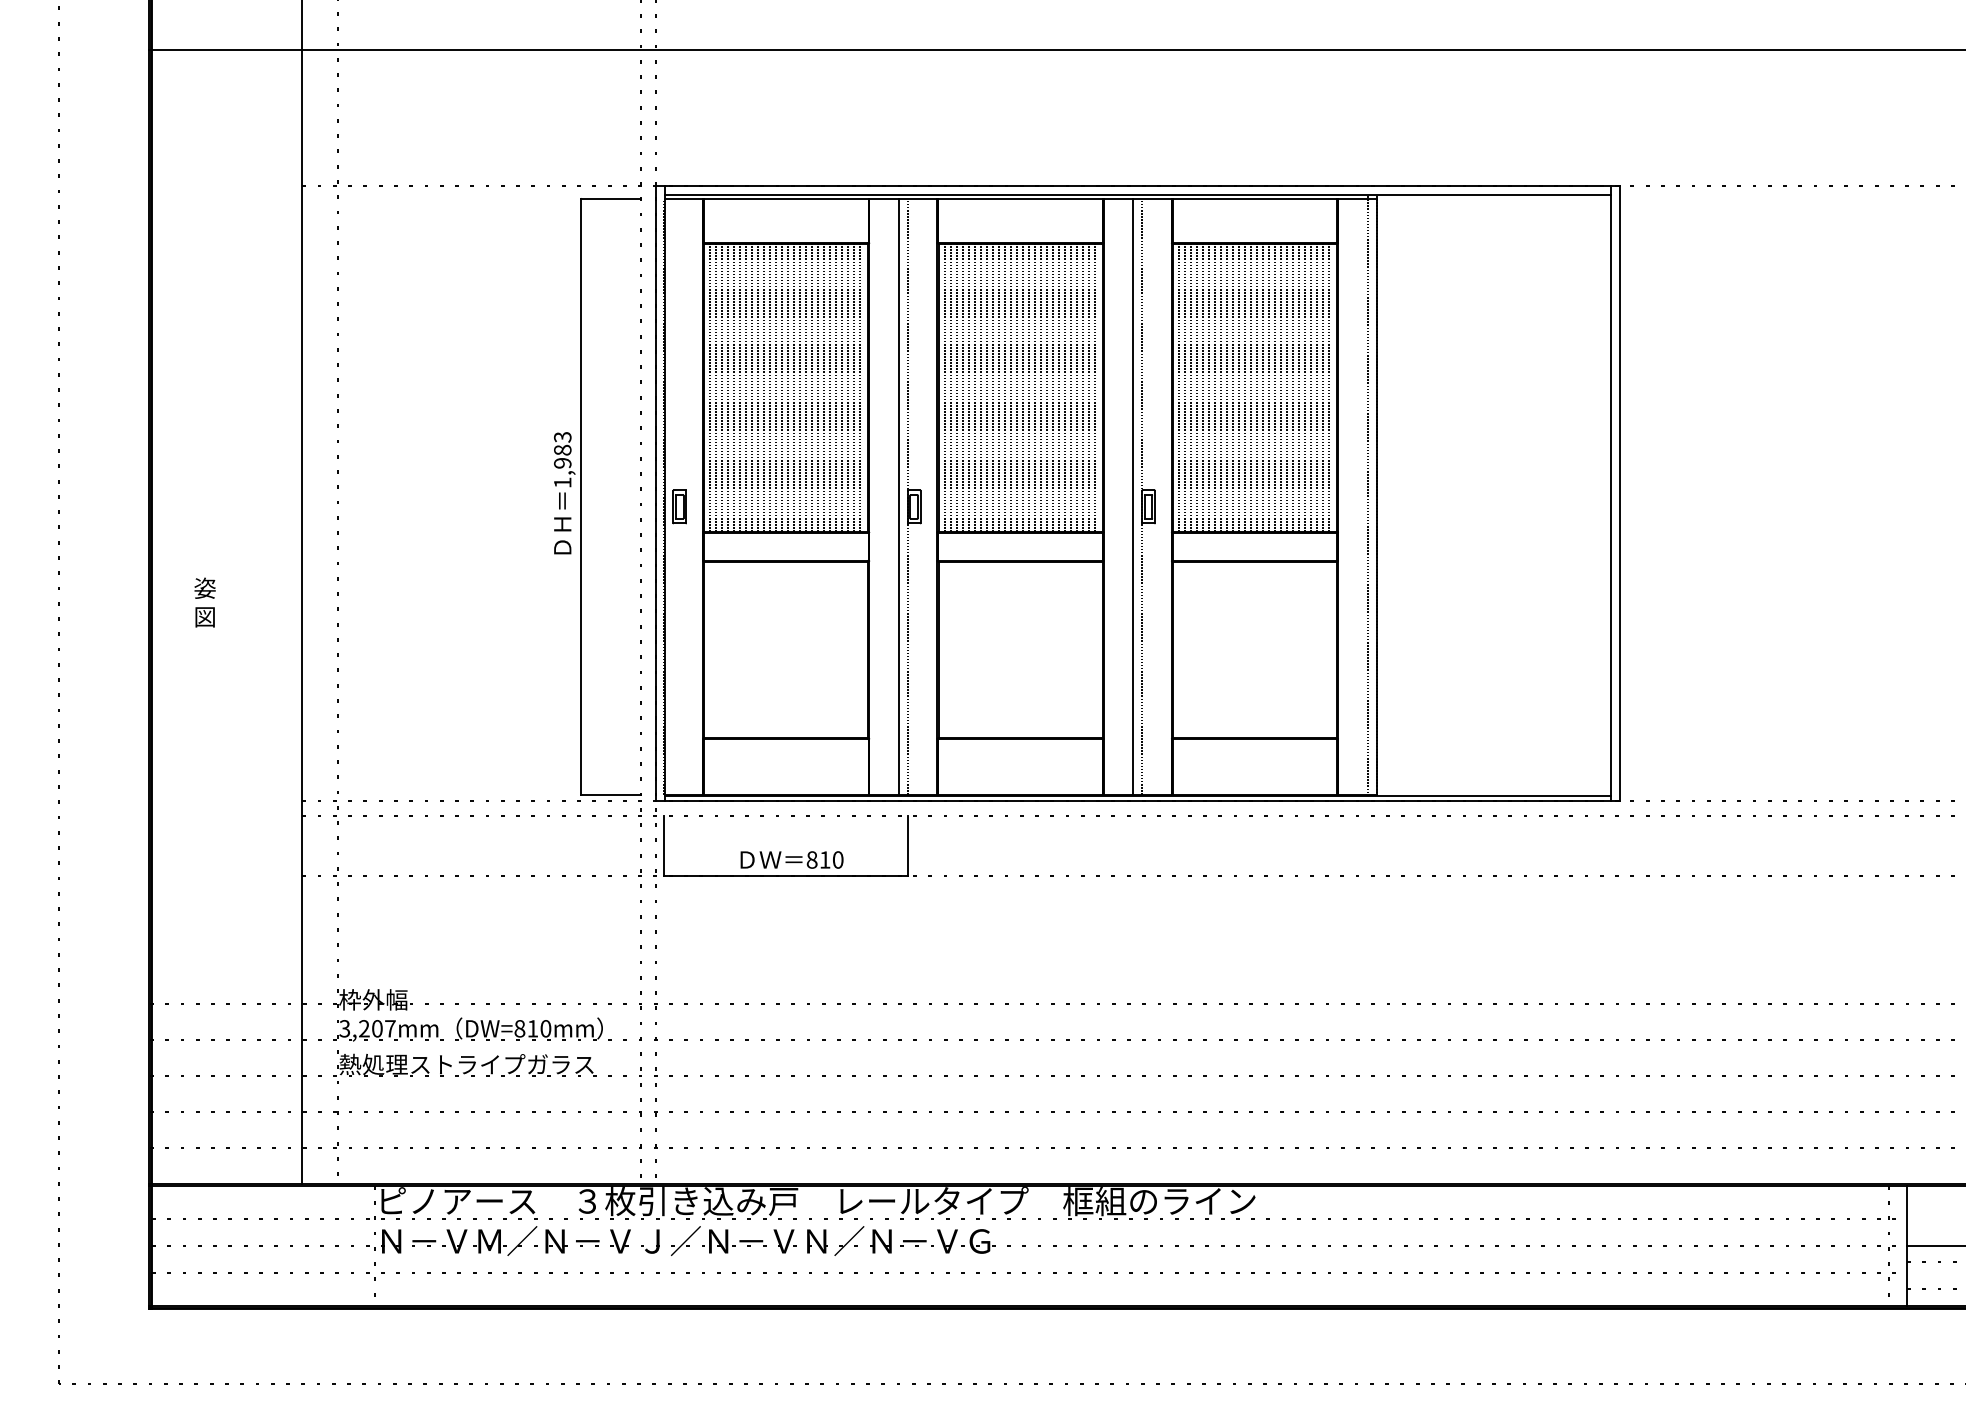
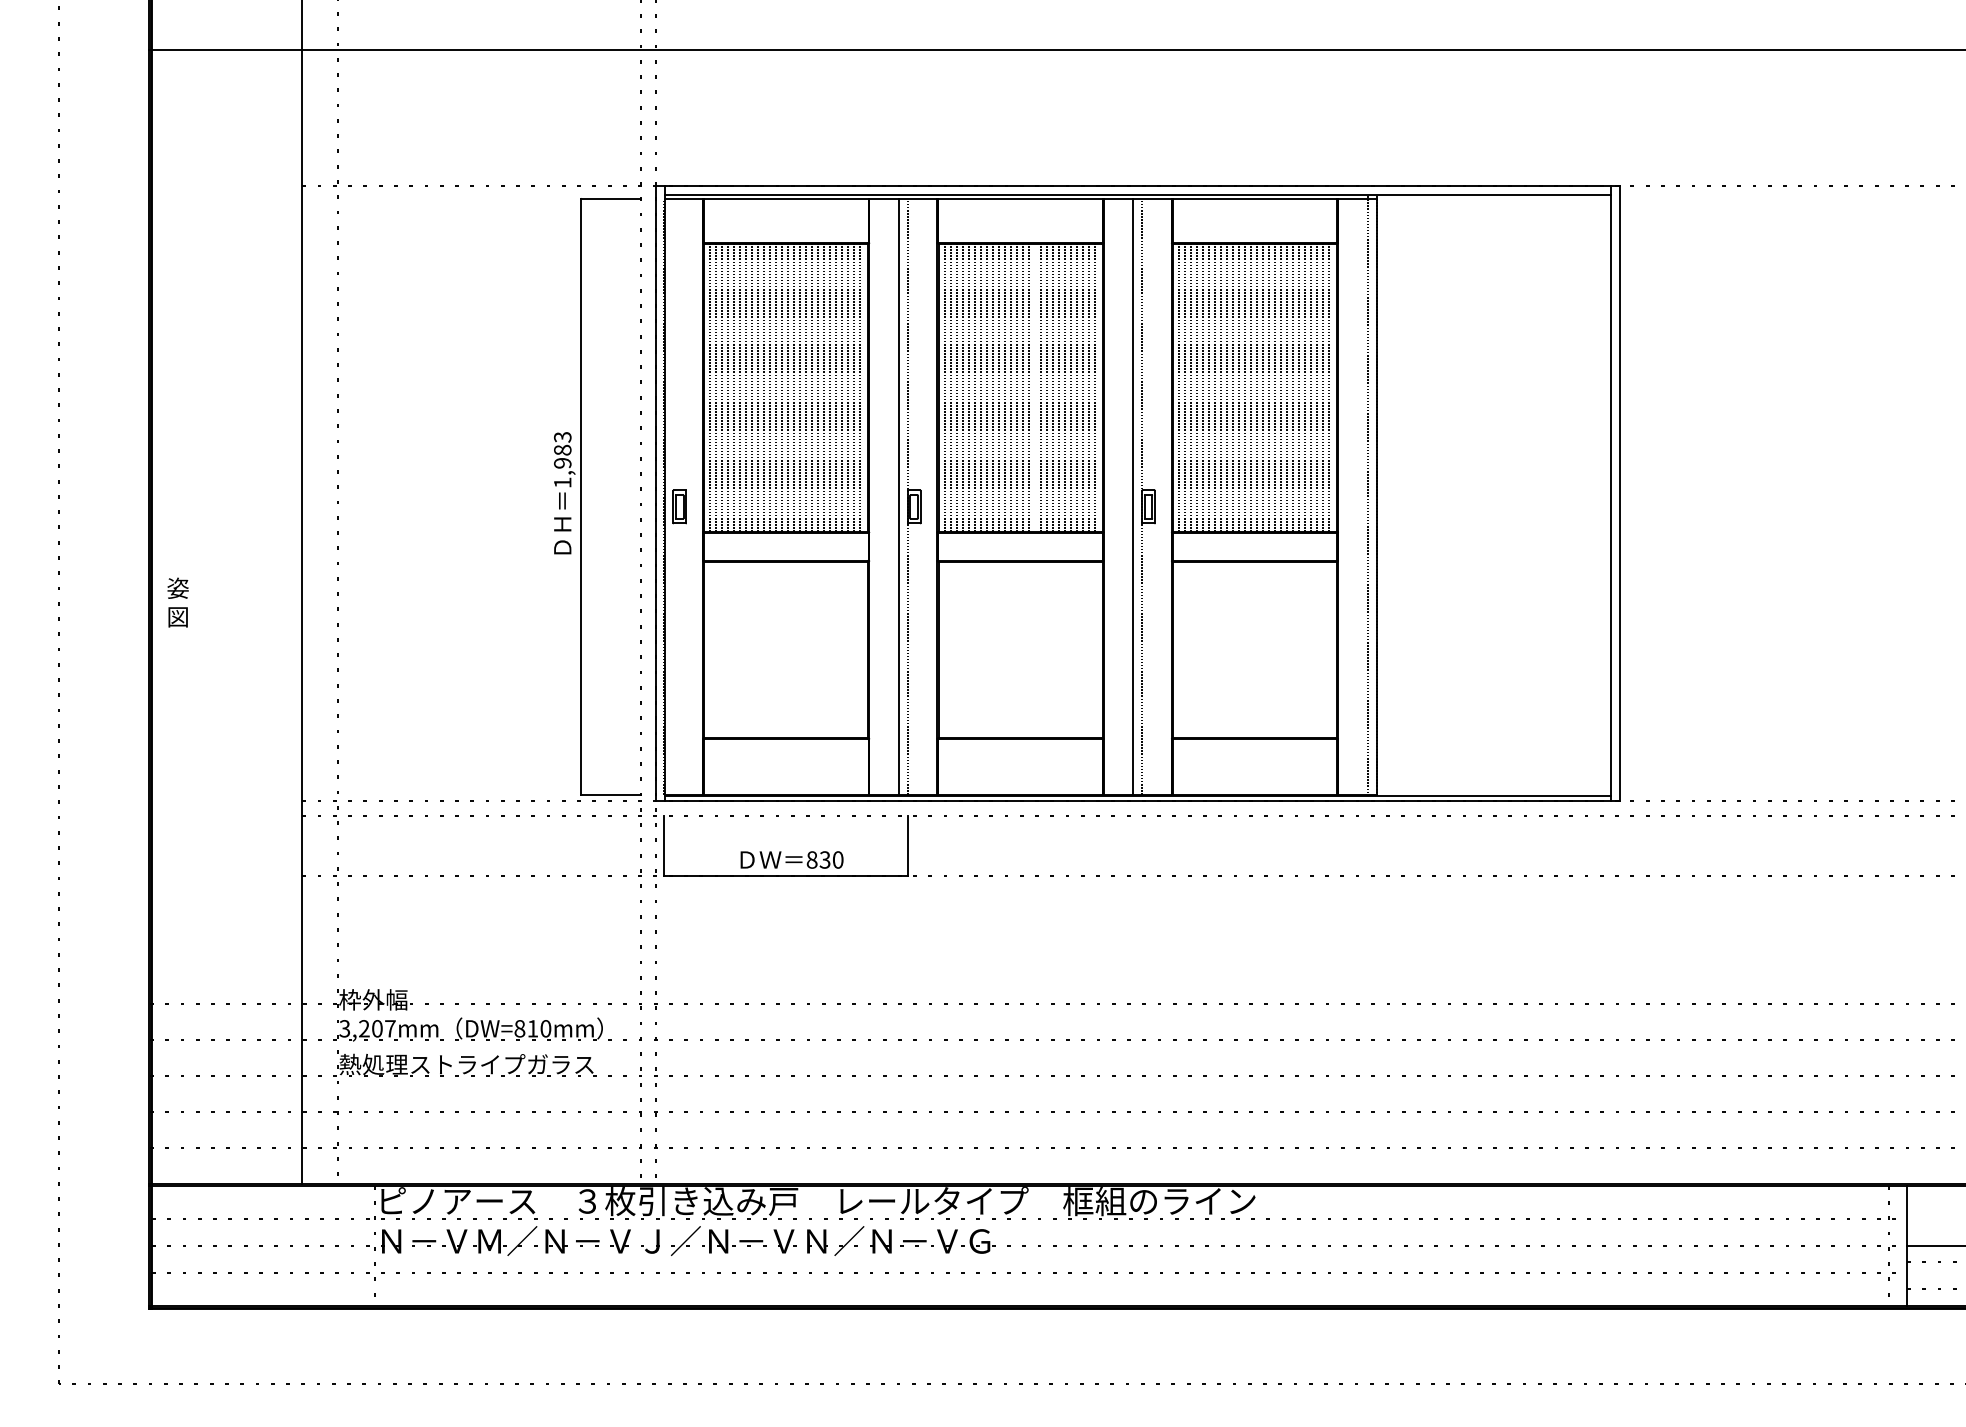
line: present -> none (1034, 387)
text position: (204, 602) -> (177, 602) (177, 602)
text: 810 -> 830 (824, 859)
